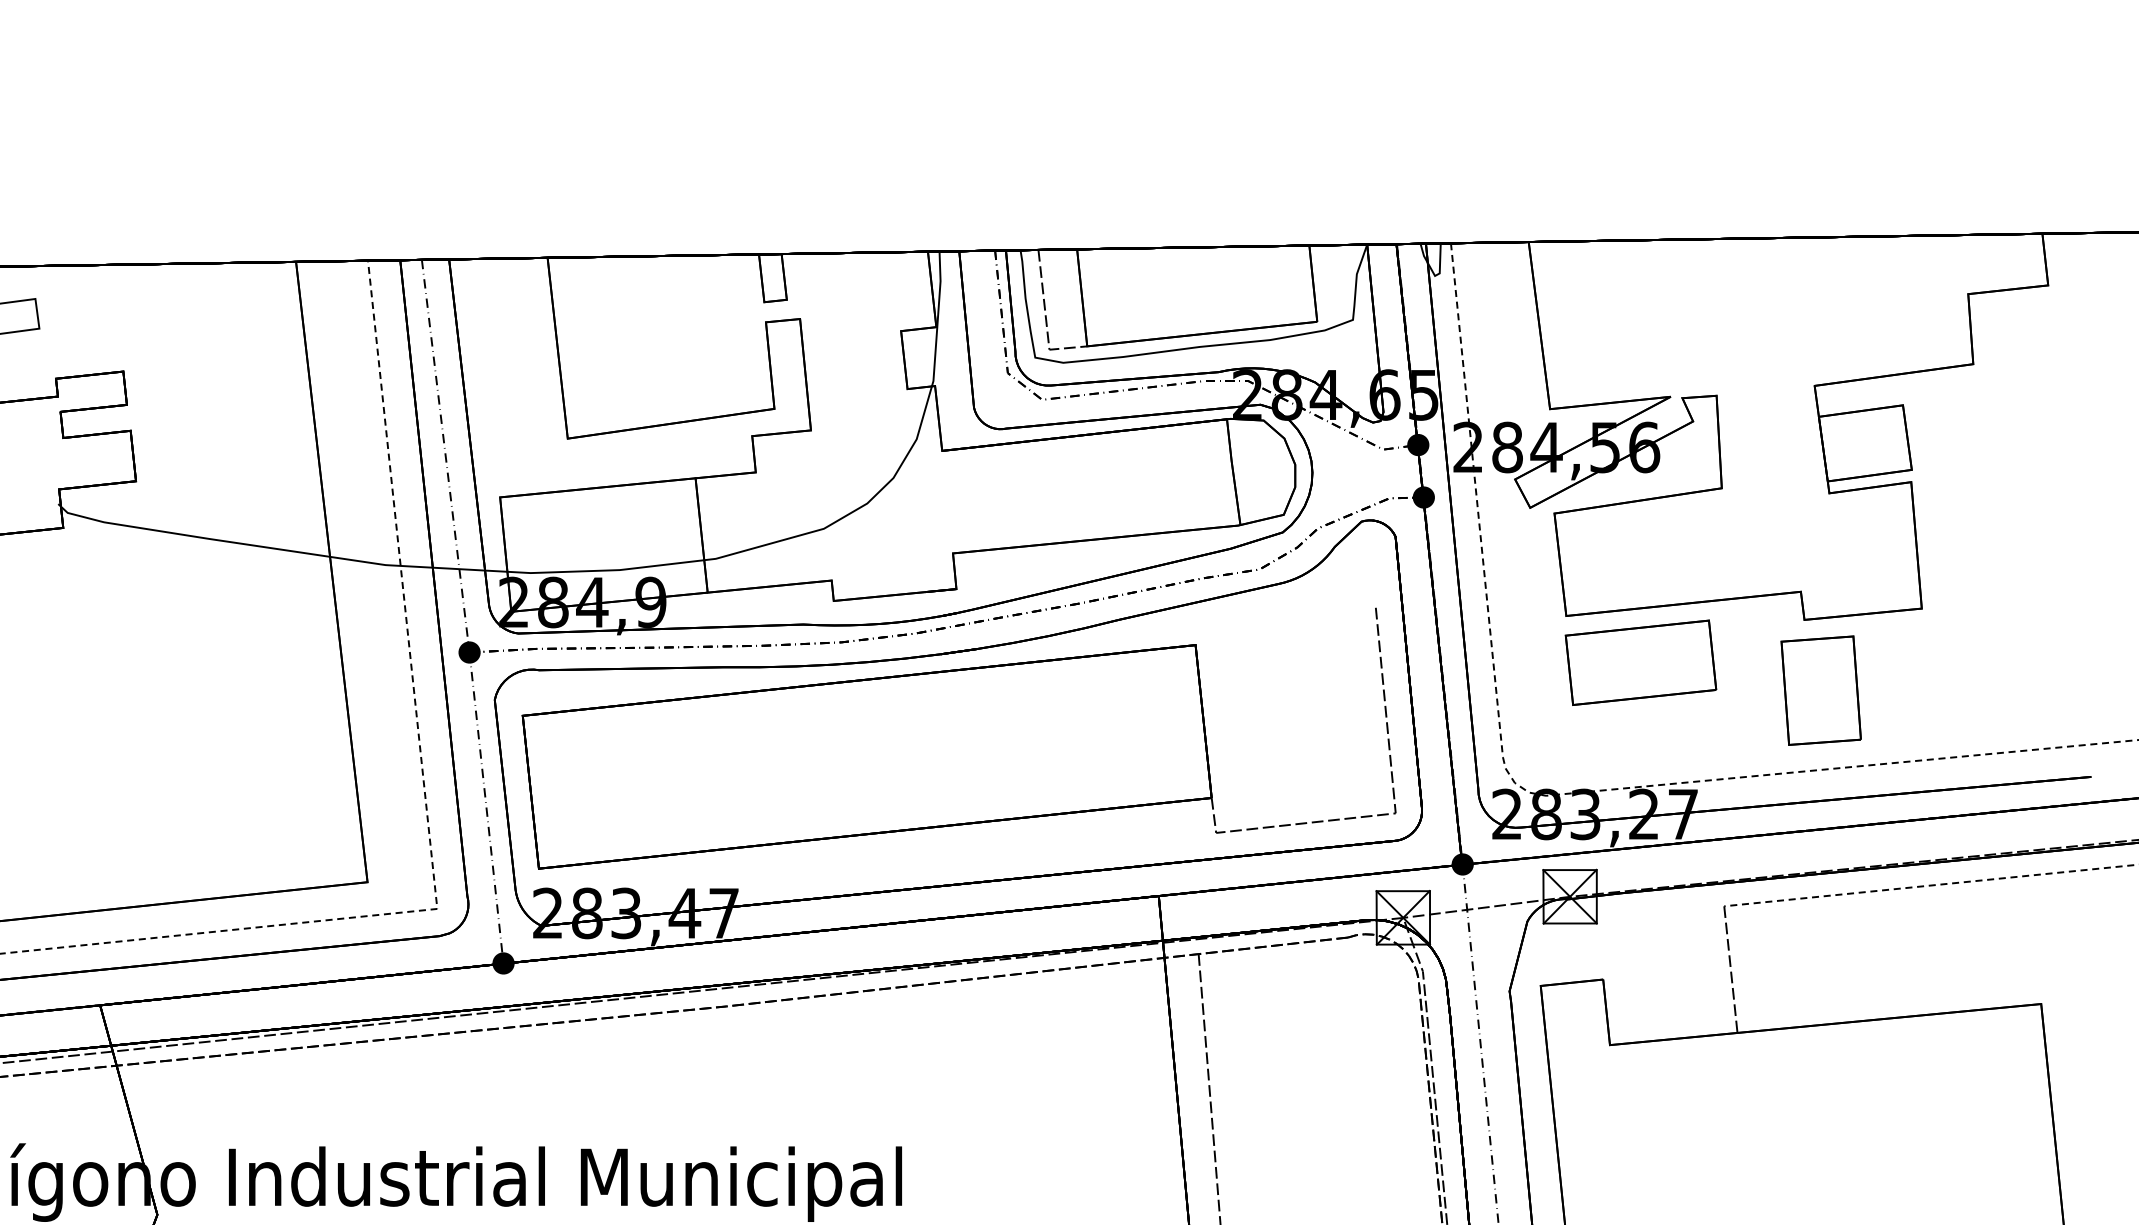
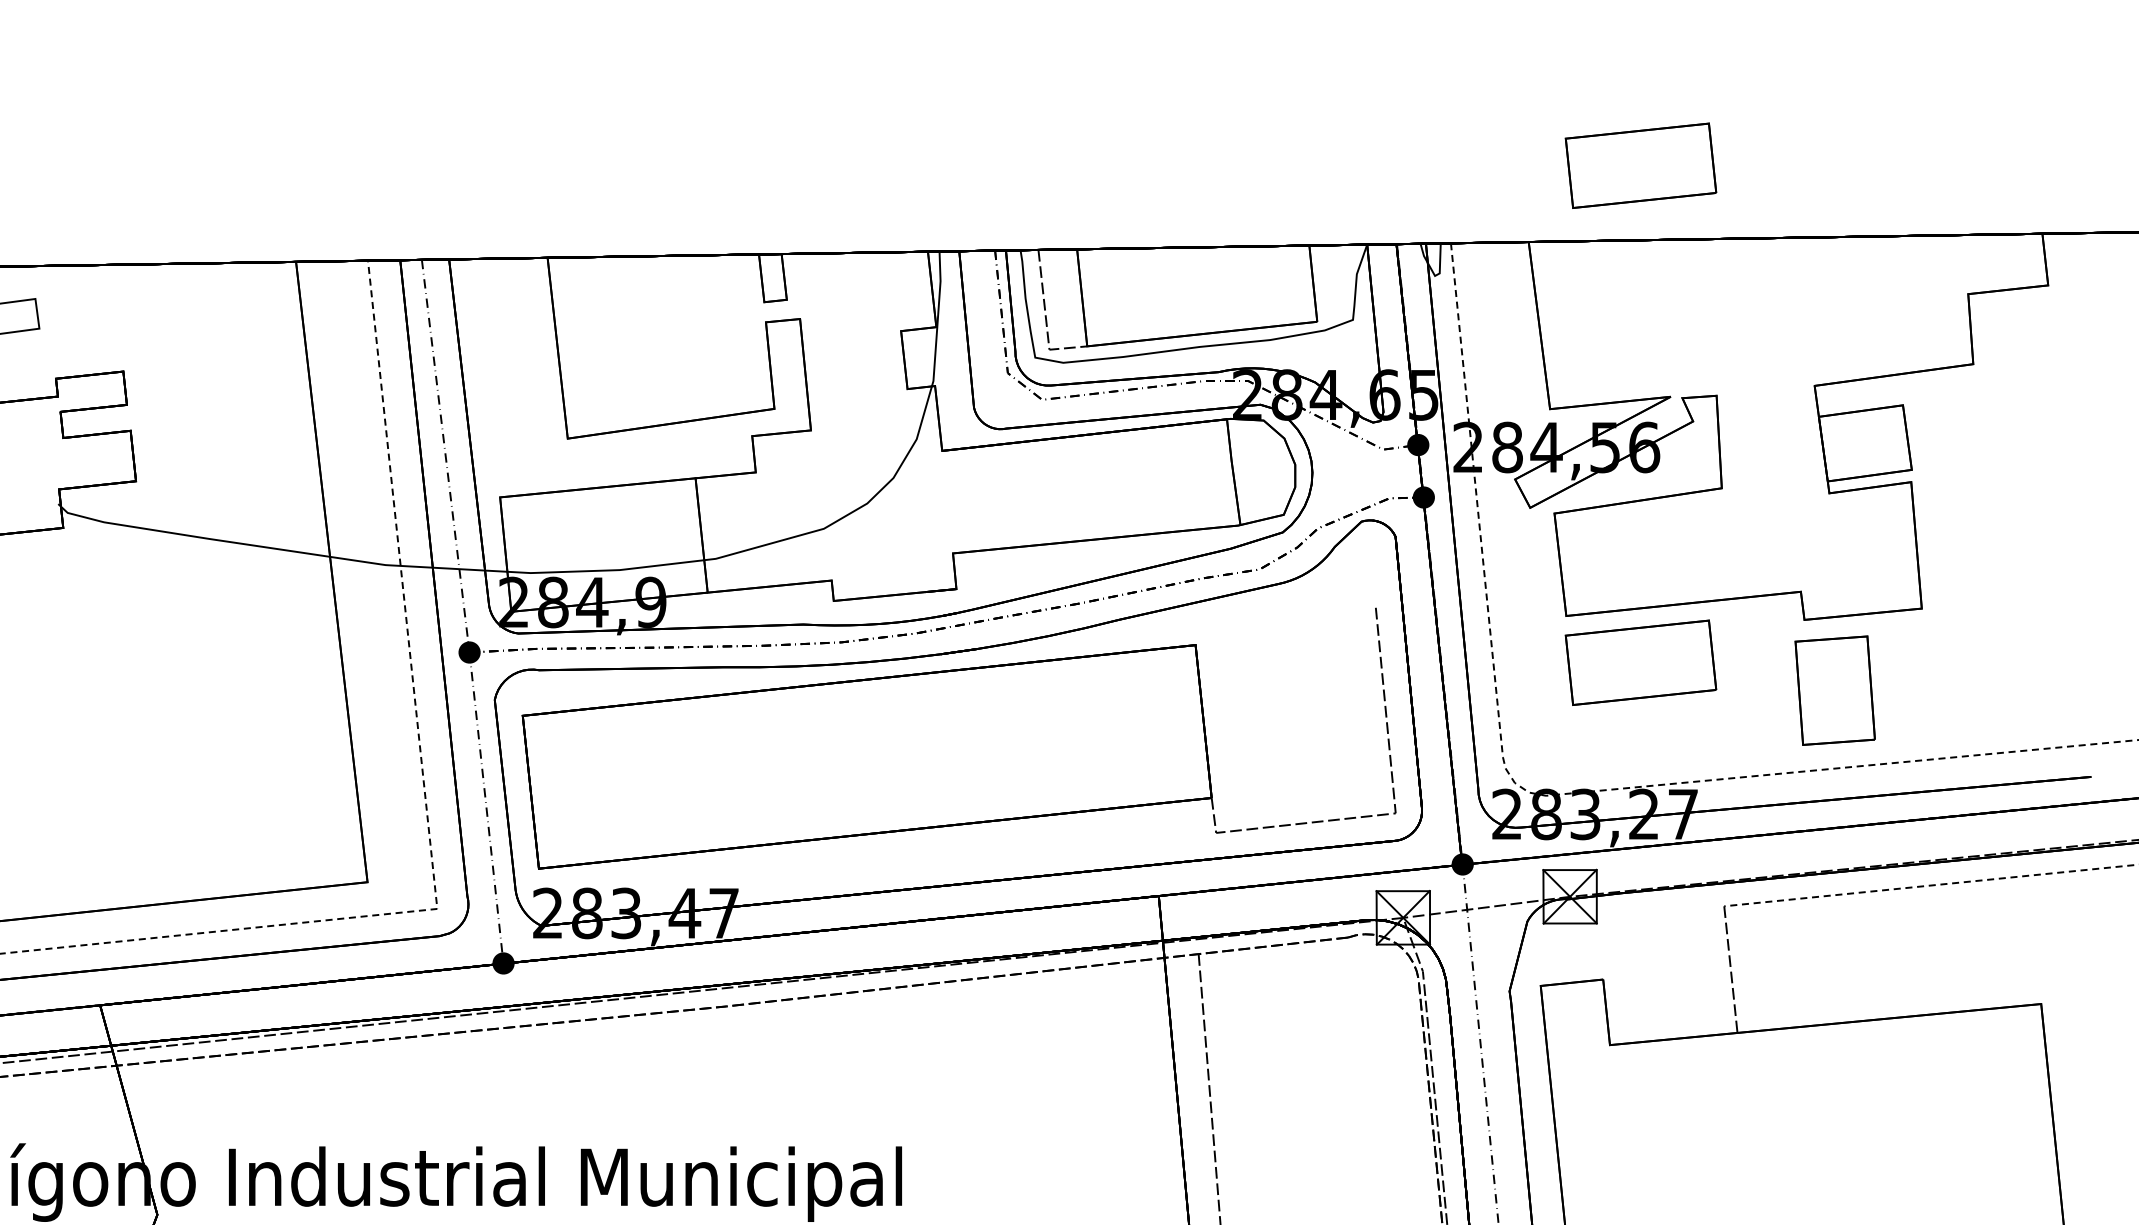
part: none -> present (1640, 165)
part position: (1820, 690) -> (1834, 690) (1834, 690)
